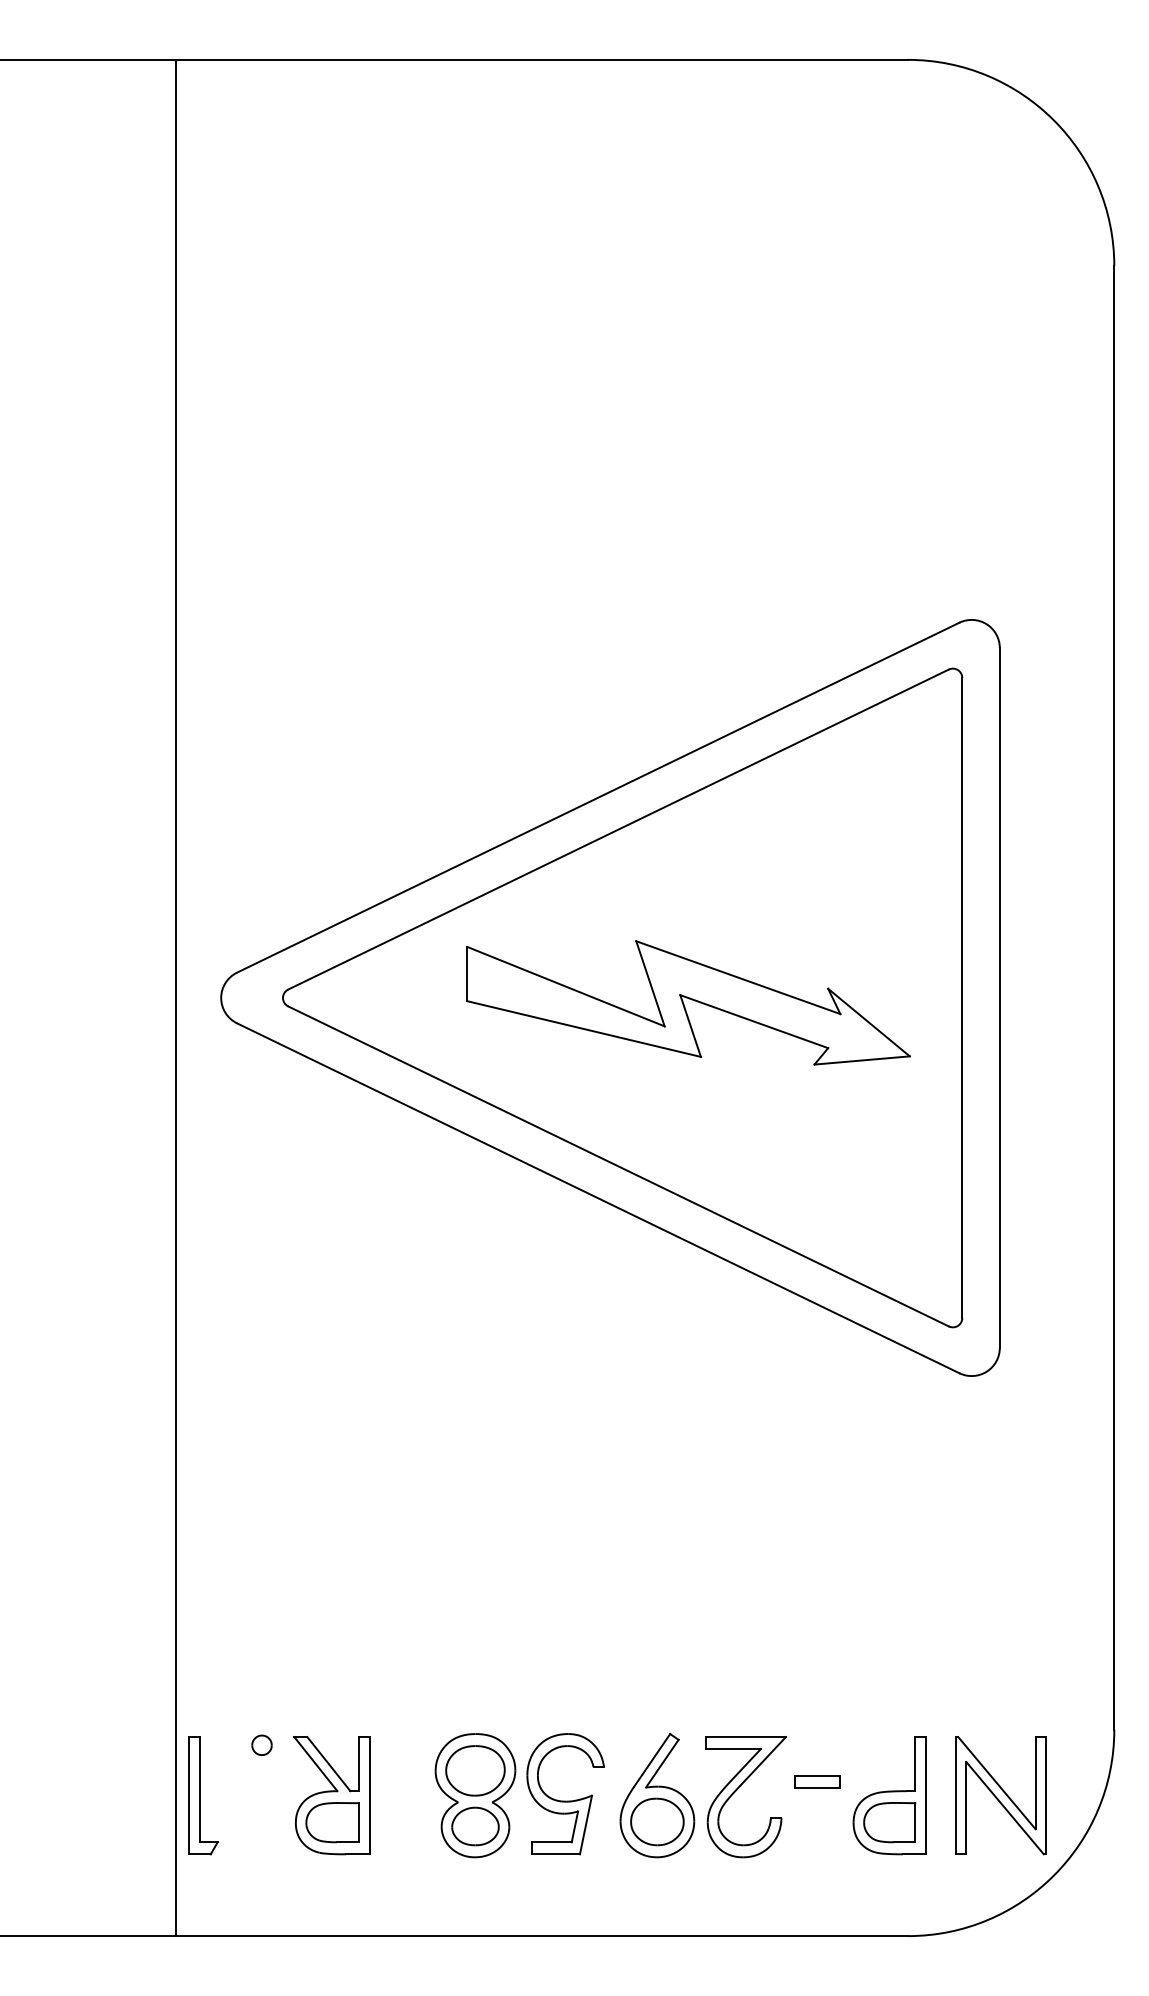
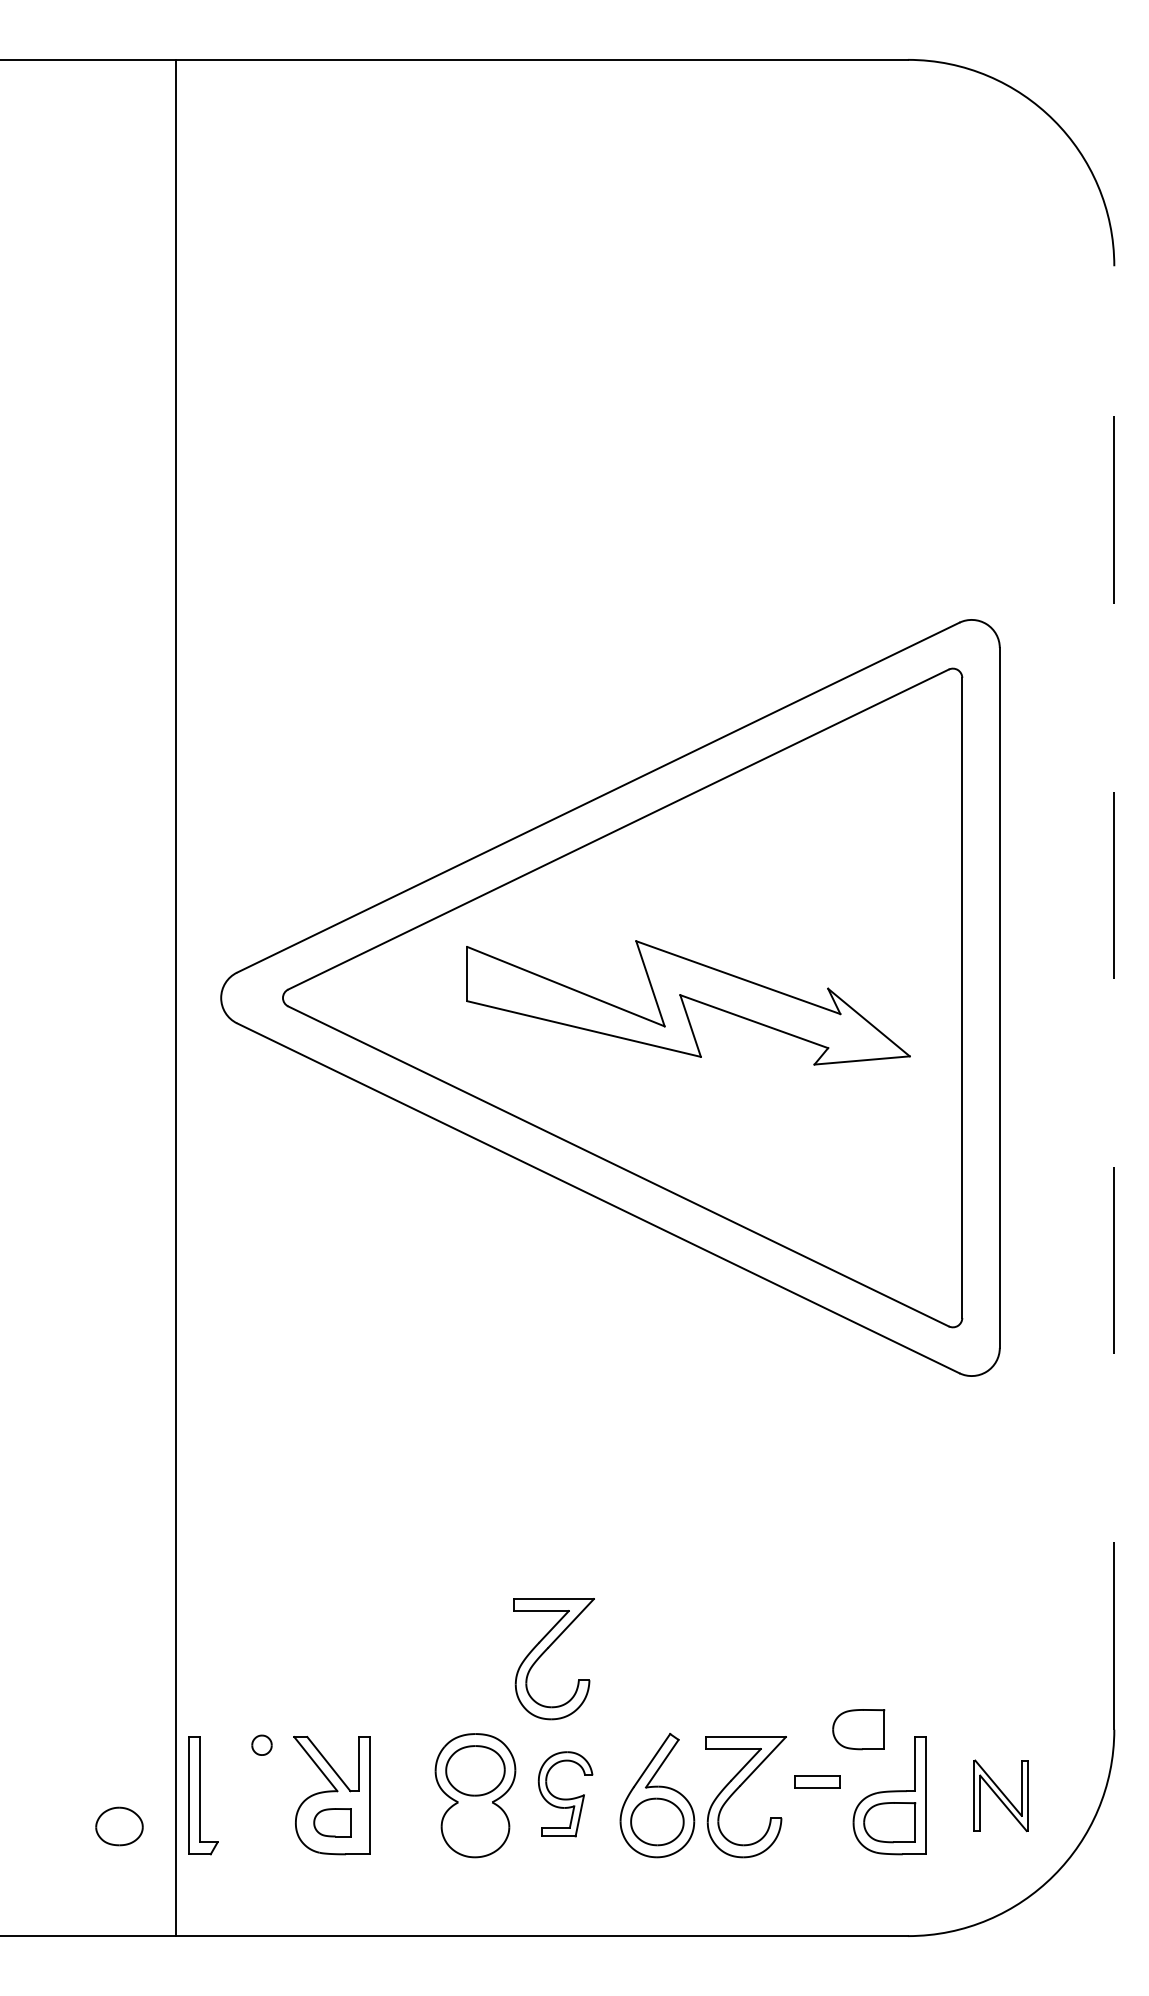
line: solid -> dashed (1114, 997)
part: none -> present (546, 1651)
part: none -> present (858, 1729)
part size: 79x123 px -> 57x87 px (565, 1794)
part size: 92x120 px -> 56x73 px (1000, 1795)
part size: 55x42 px -> 39x30 px (332, 1822)
part position: (475, 1826) -> (119, 1826) (119, 1826)
